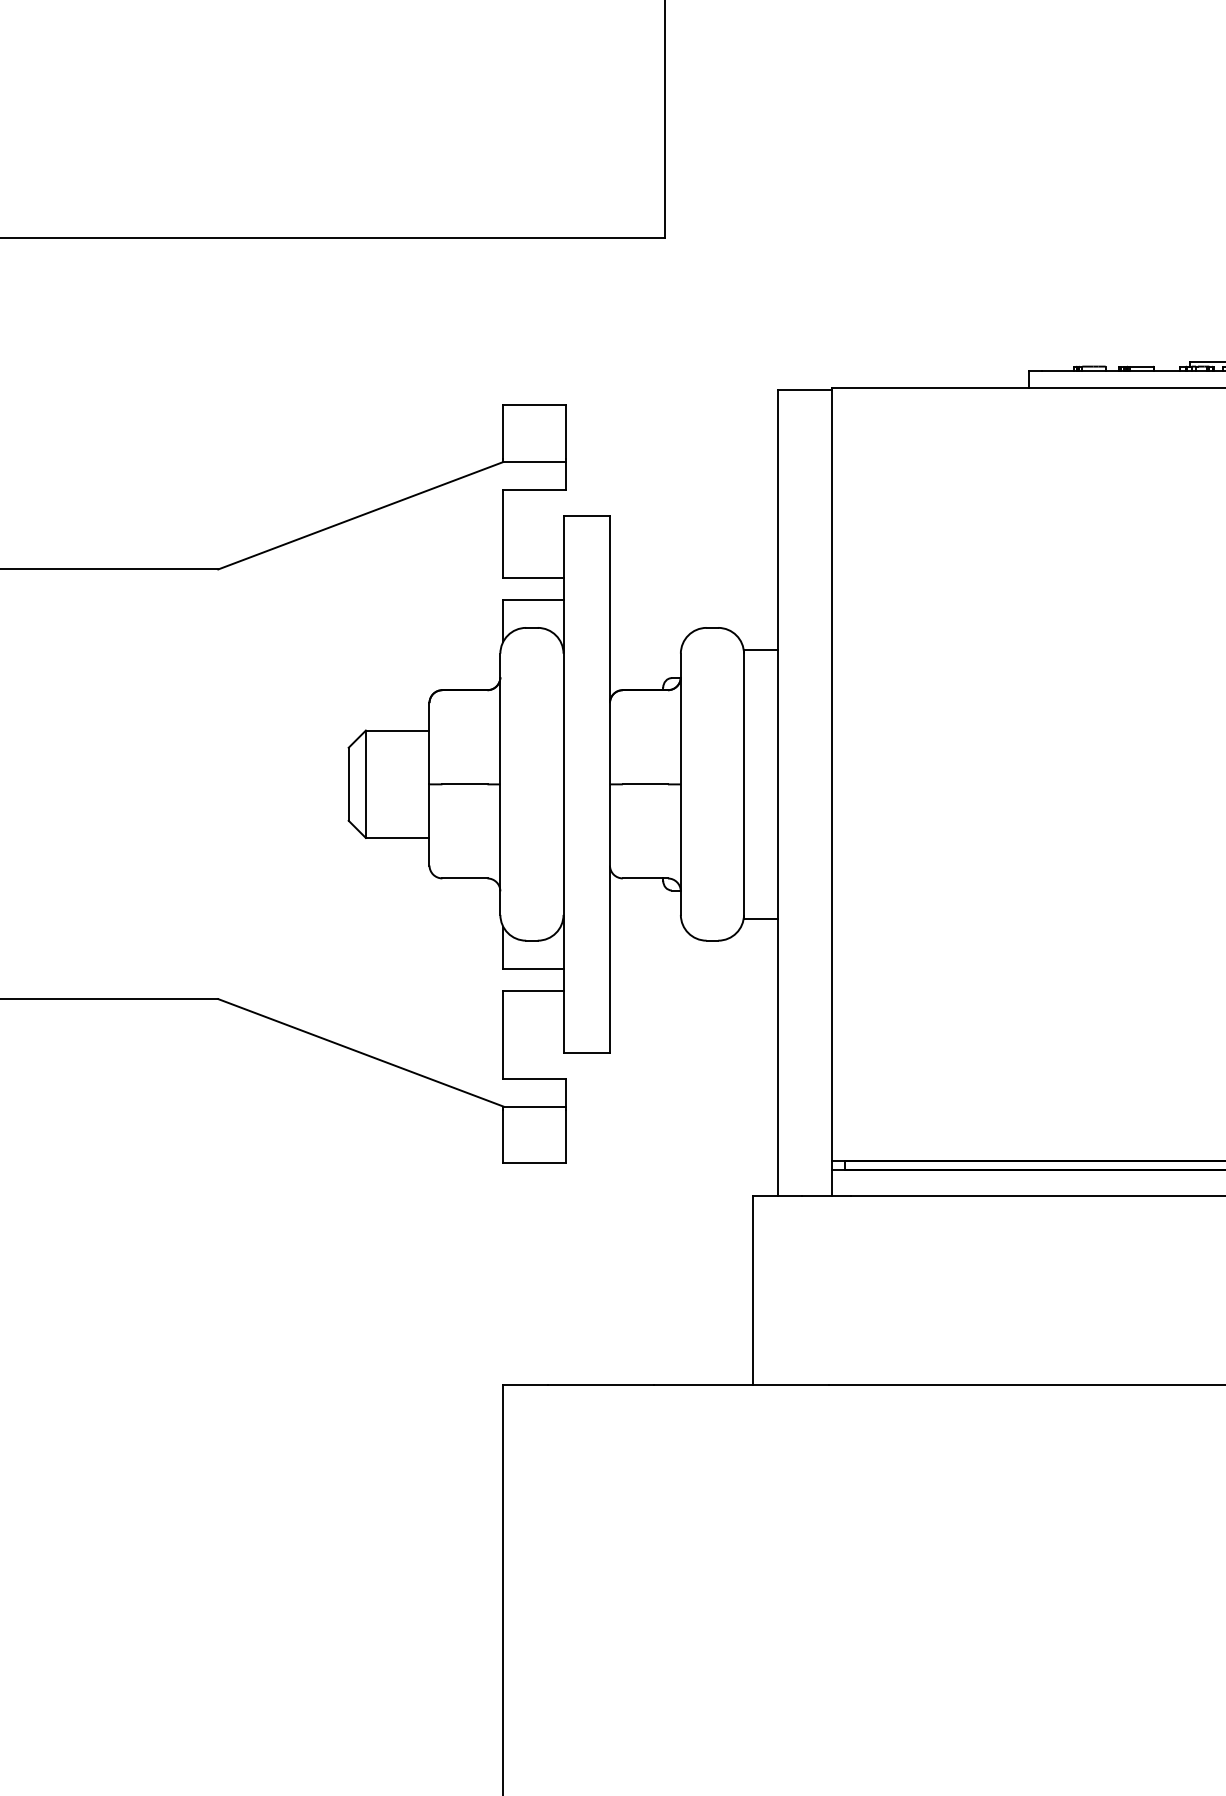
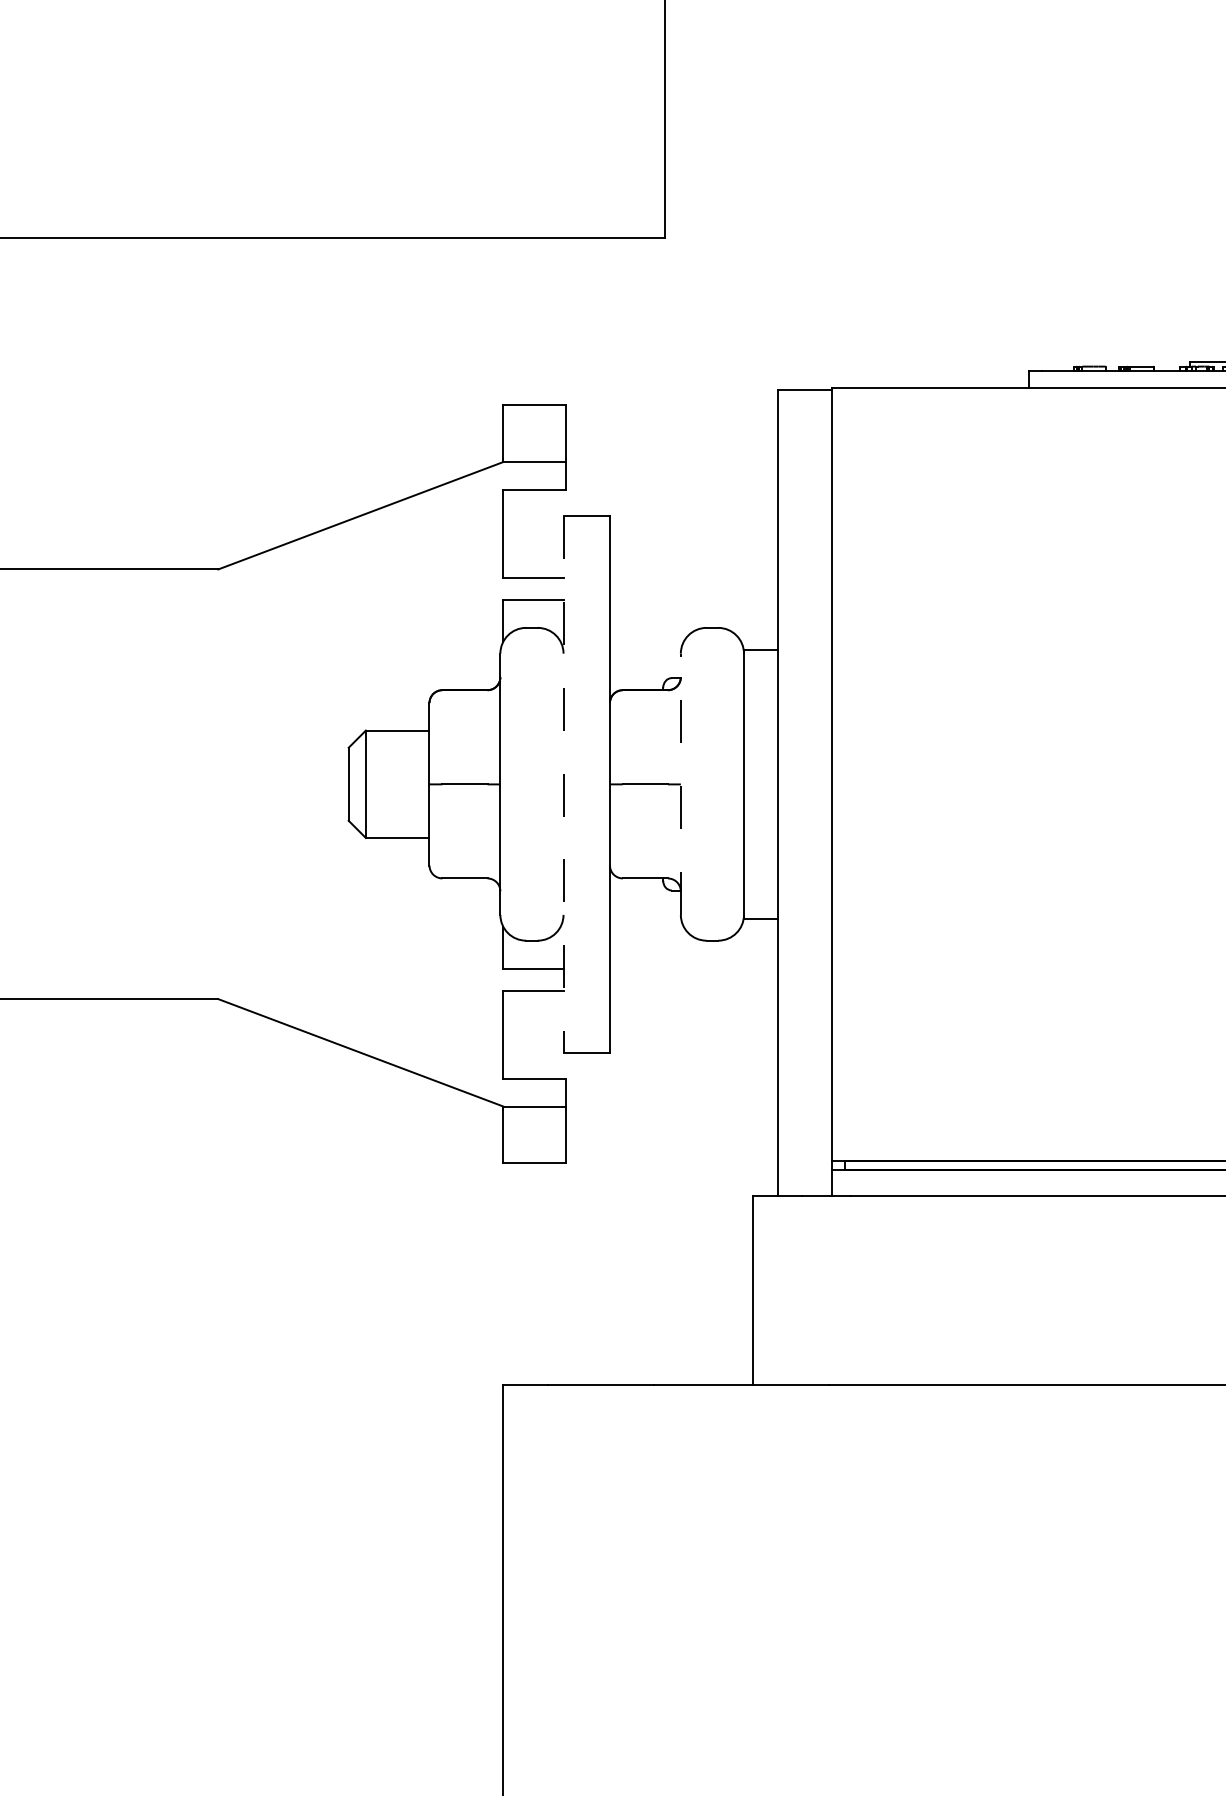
line: solid -> dashed (563, 784)
line: solid -> dashed (680, 784)
